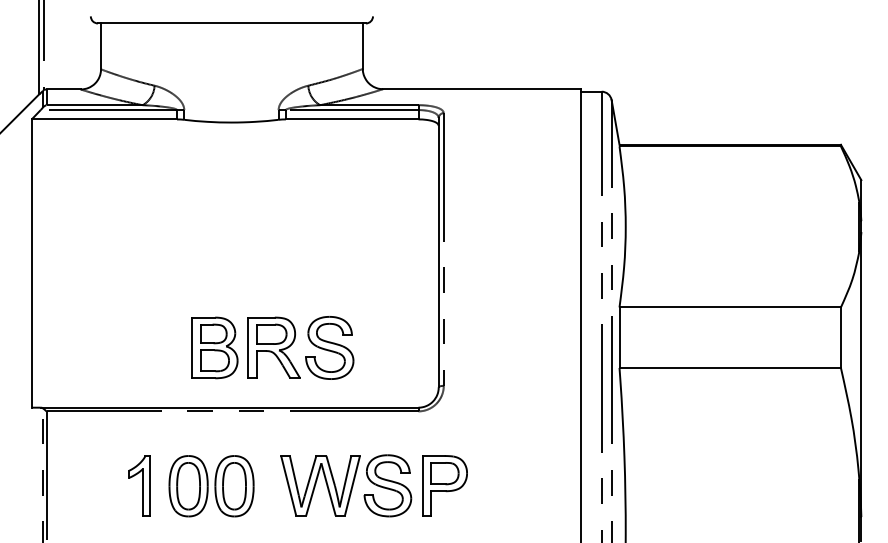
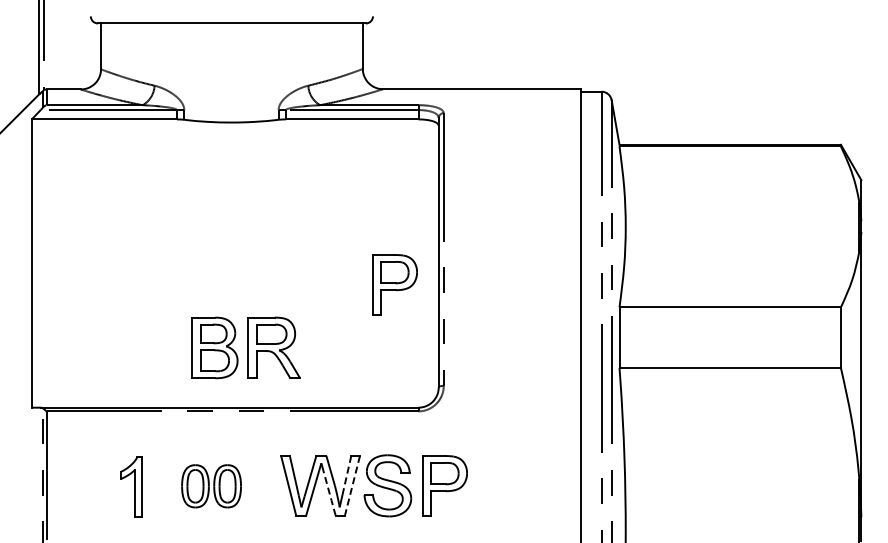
part: none -> present (394, 284)
part: present -> none (329, 347)
line: solid -> dashed (346, 475)
part position: (139, 485) -> (131, 486) (131, 486)
part size: 87x63 px -> 61x45 px (211, 486)
line: solid -> dashed (352, 486)
line: solid -> dashed (329, 492)
